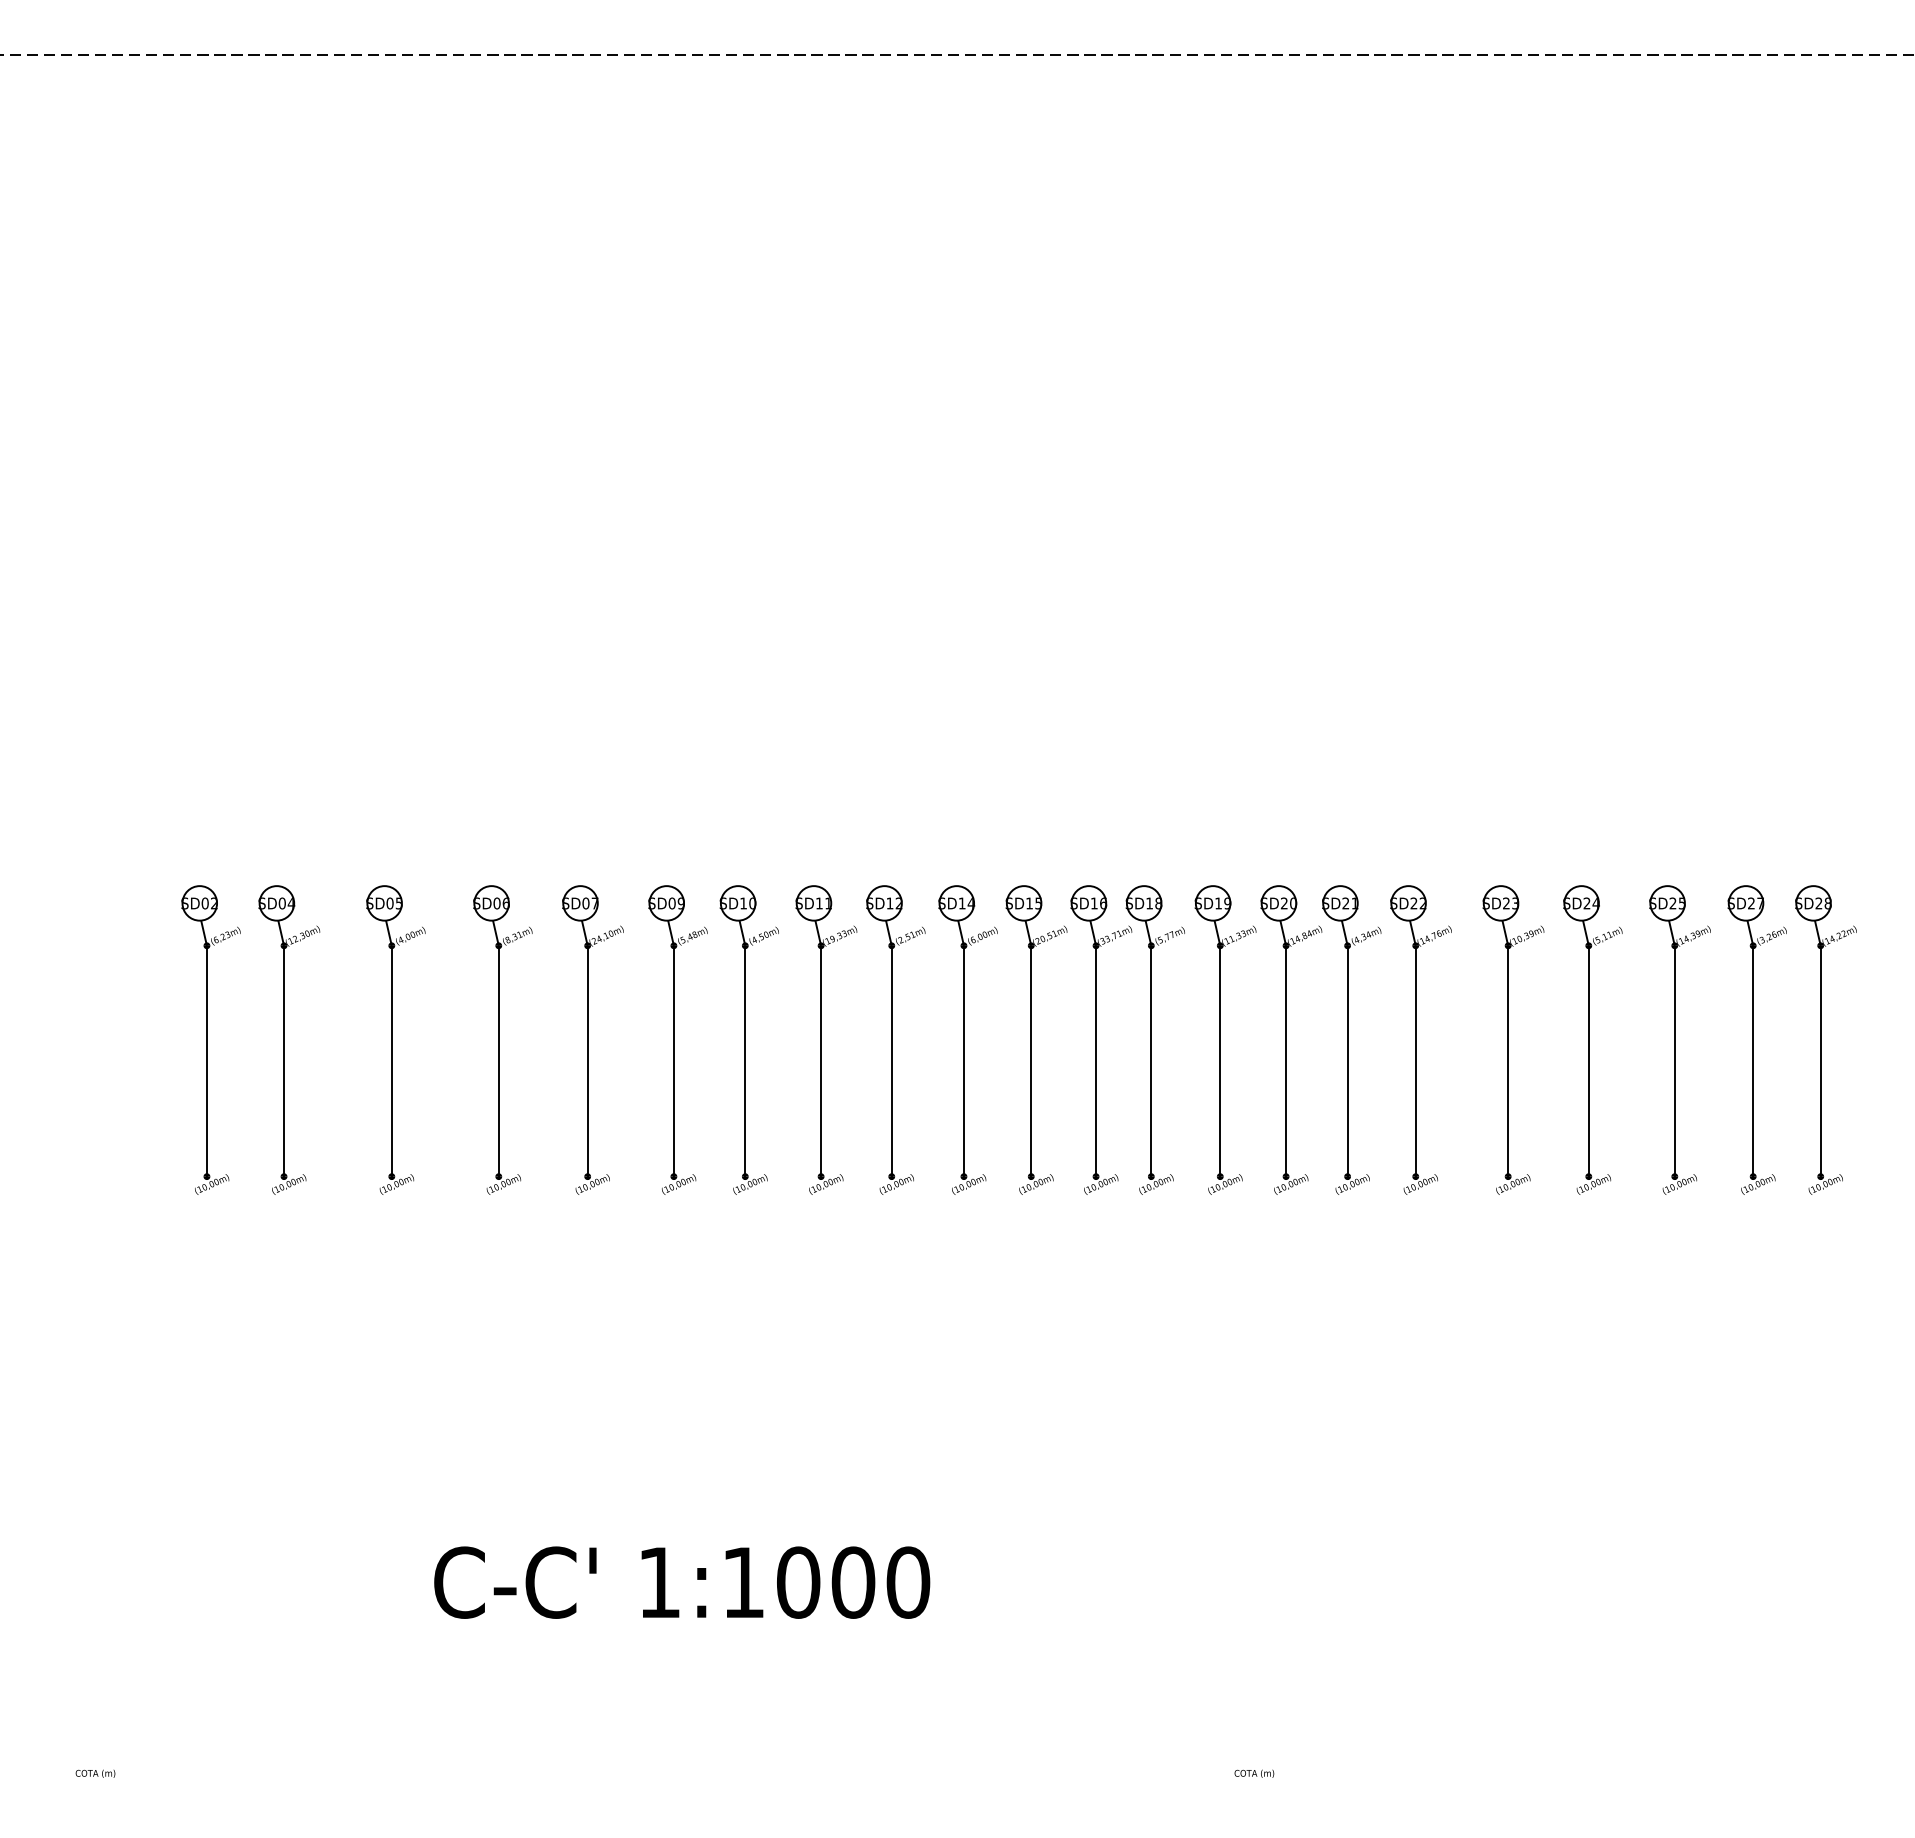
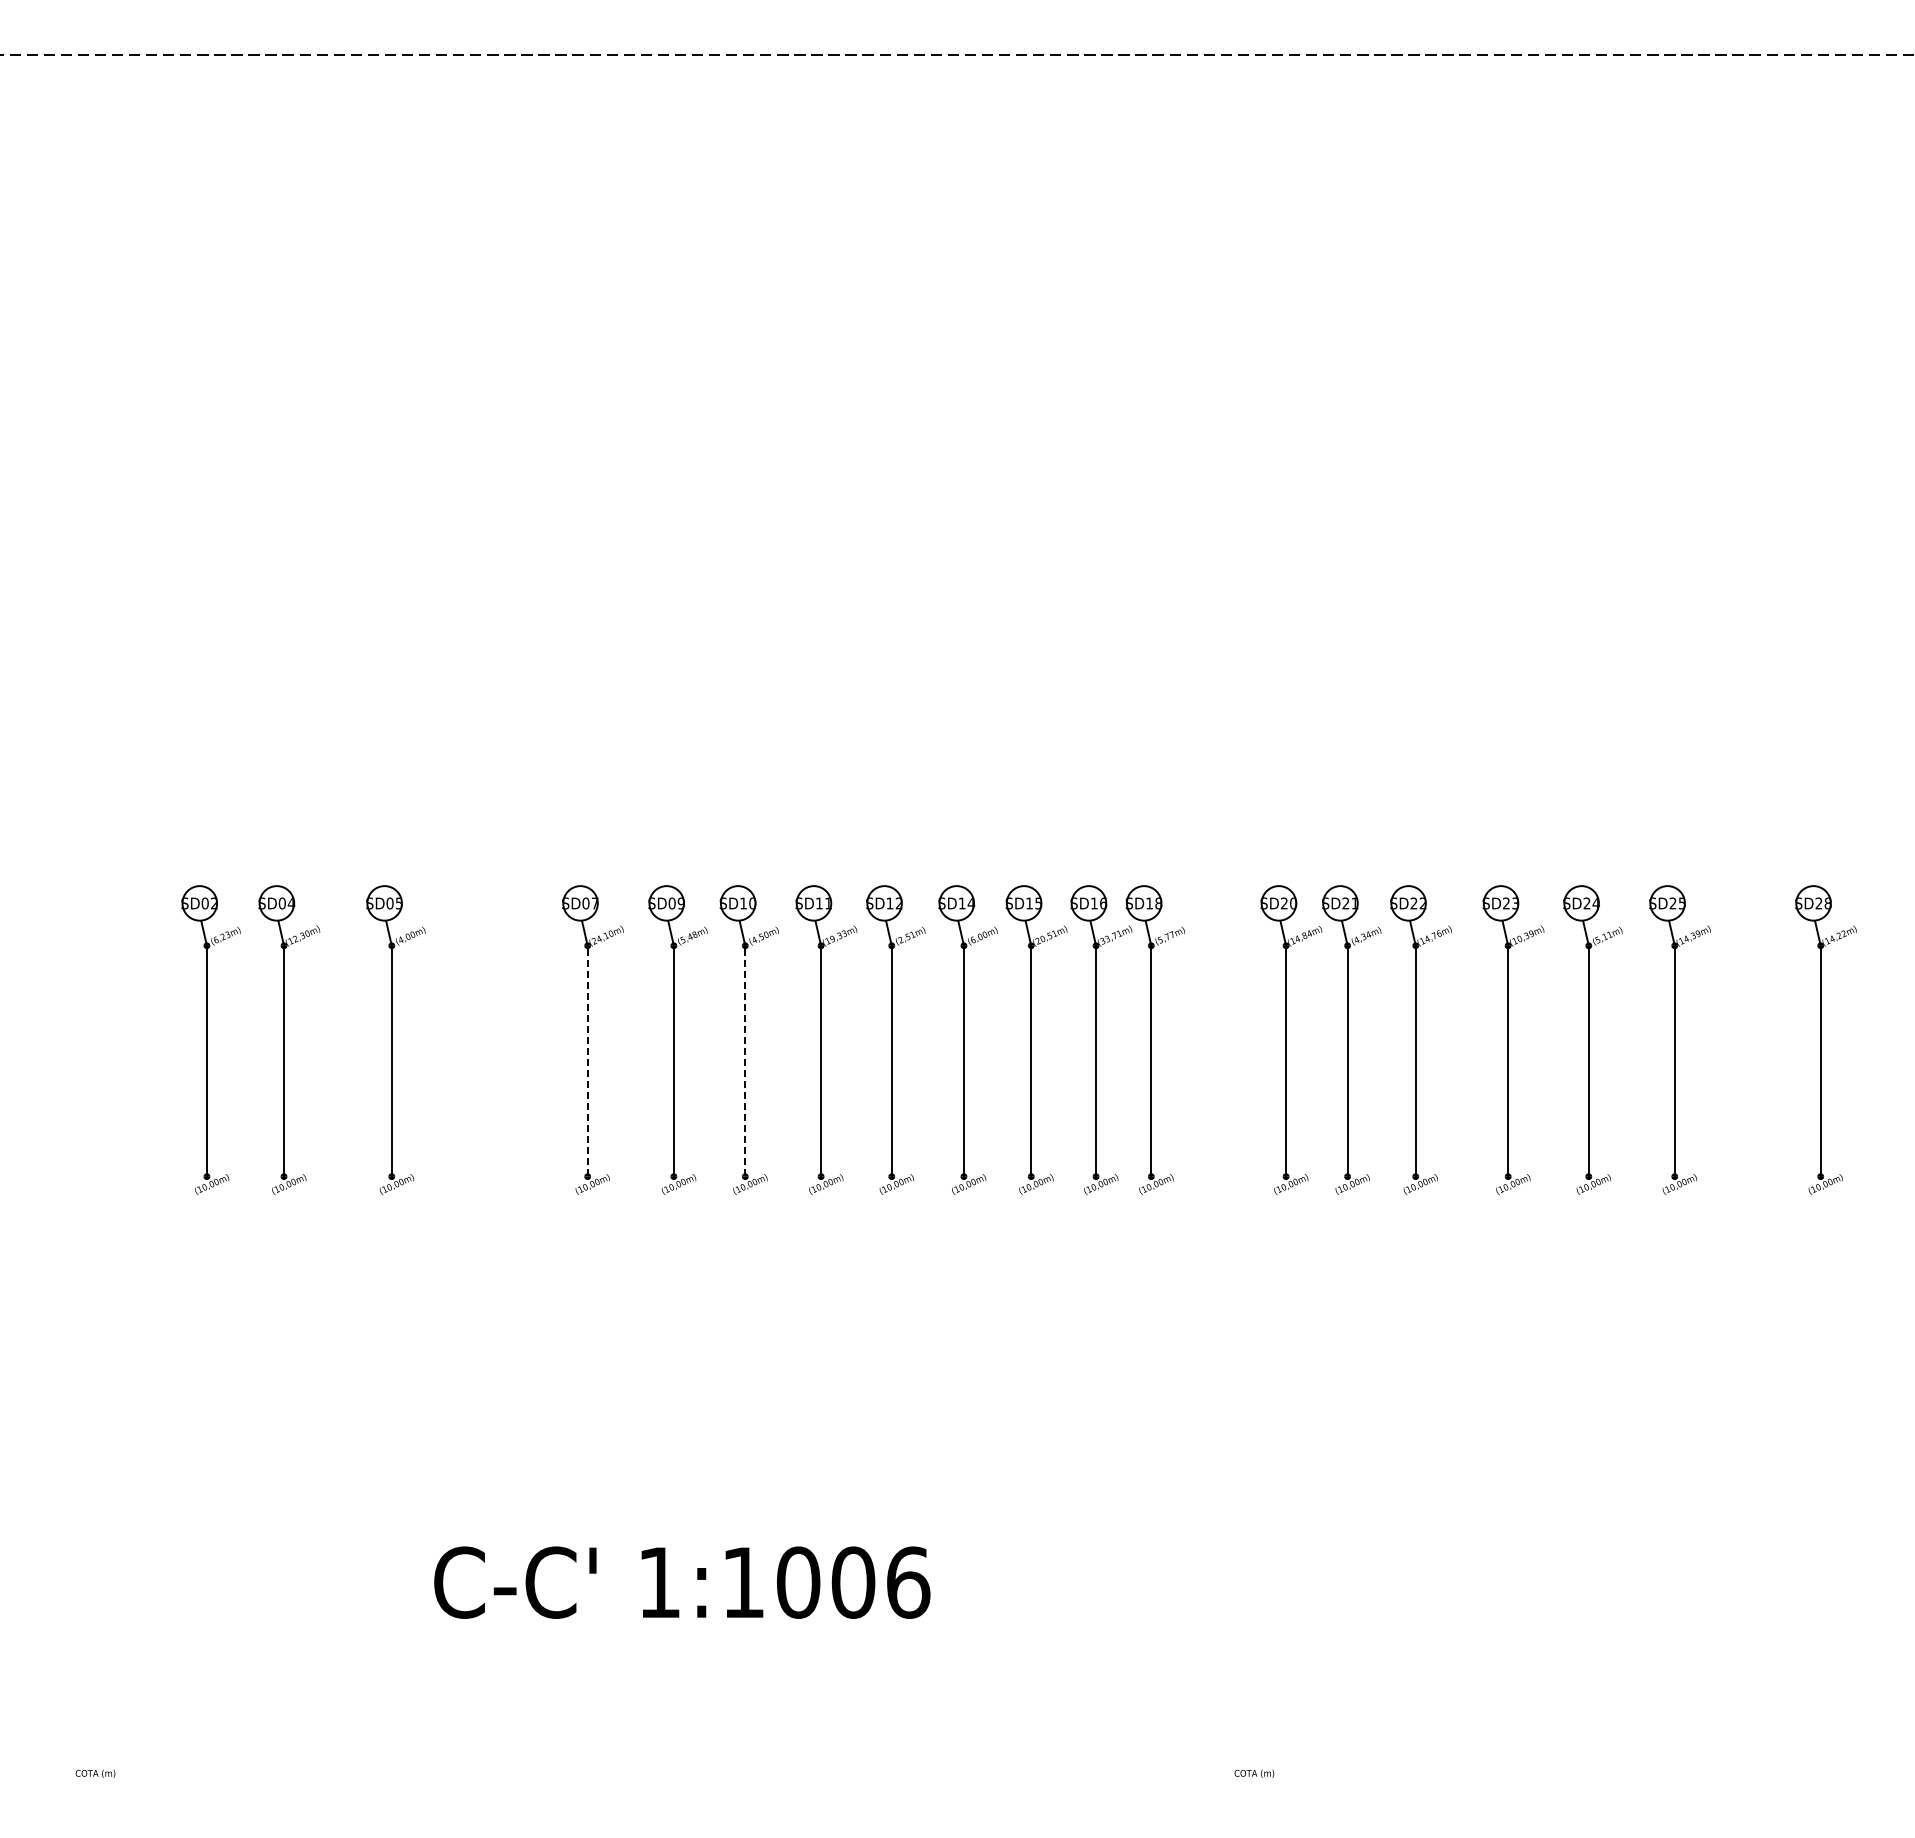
part: present -> none (502, 1039)
part: present -> none (1225, 1039)
part: present -> none (1756, 1039)
line: solid -> dashed (587, 1062)
line: solid -> dashed (745, 1062)
text: 1:1000 -> 1:1006 (908, 1582)
